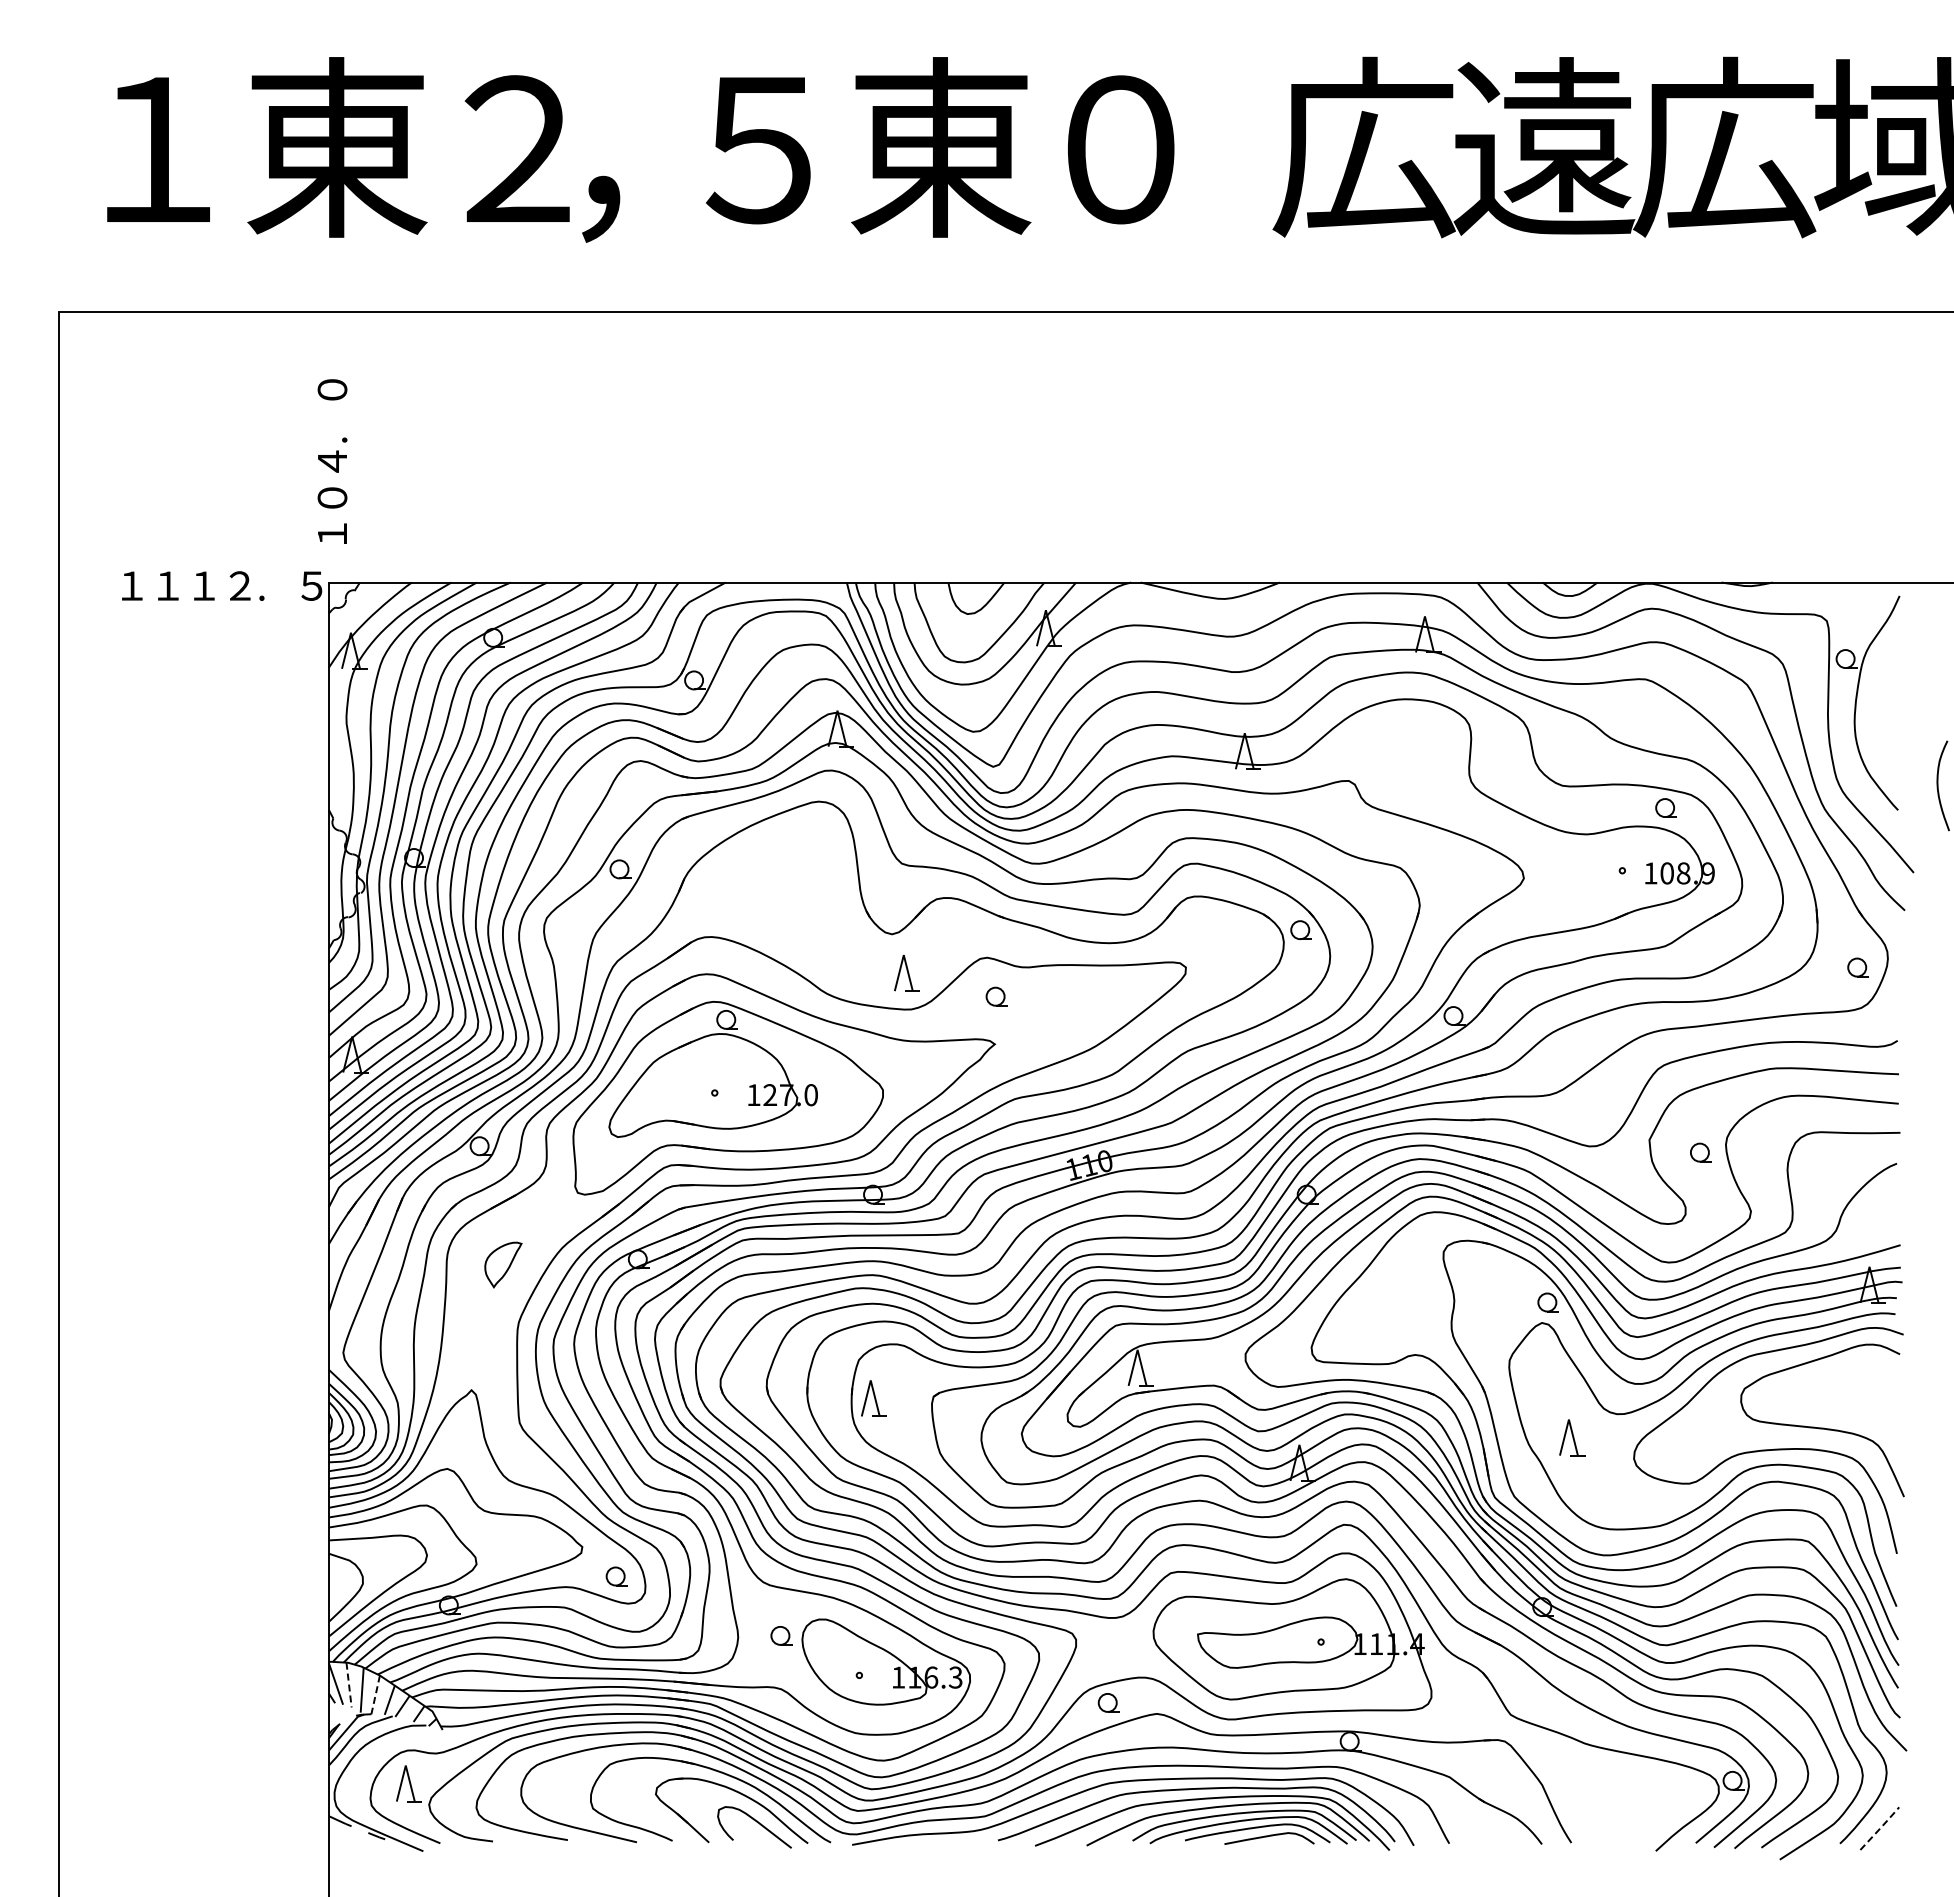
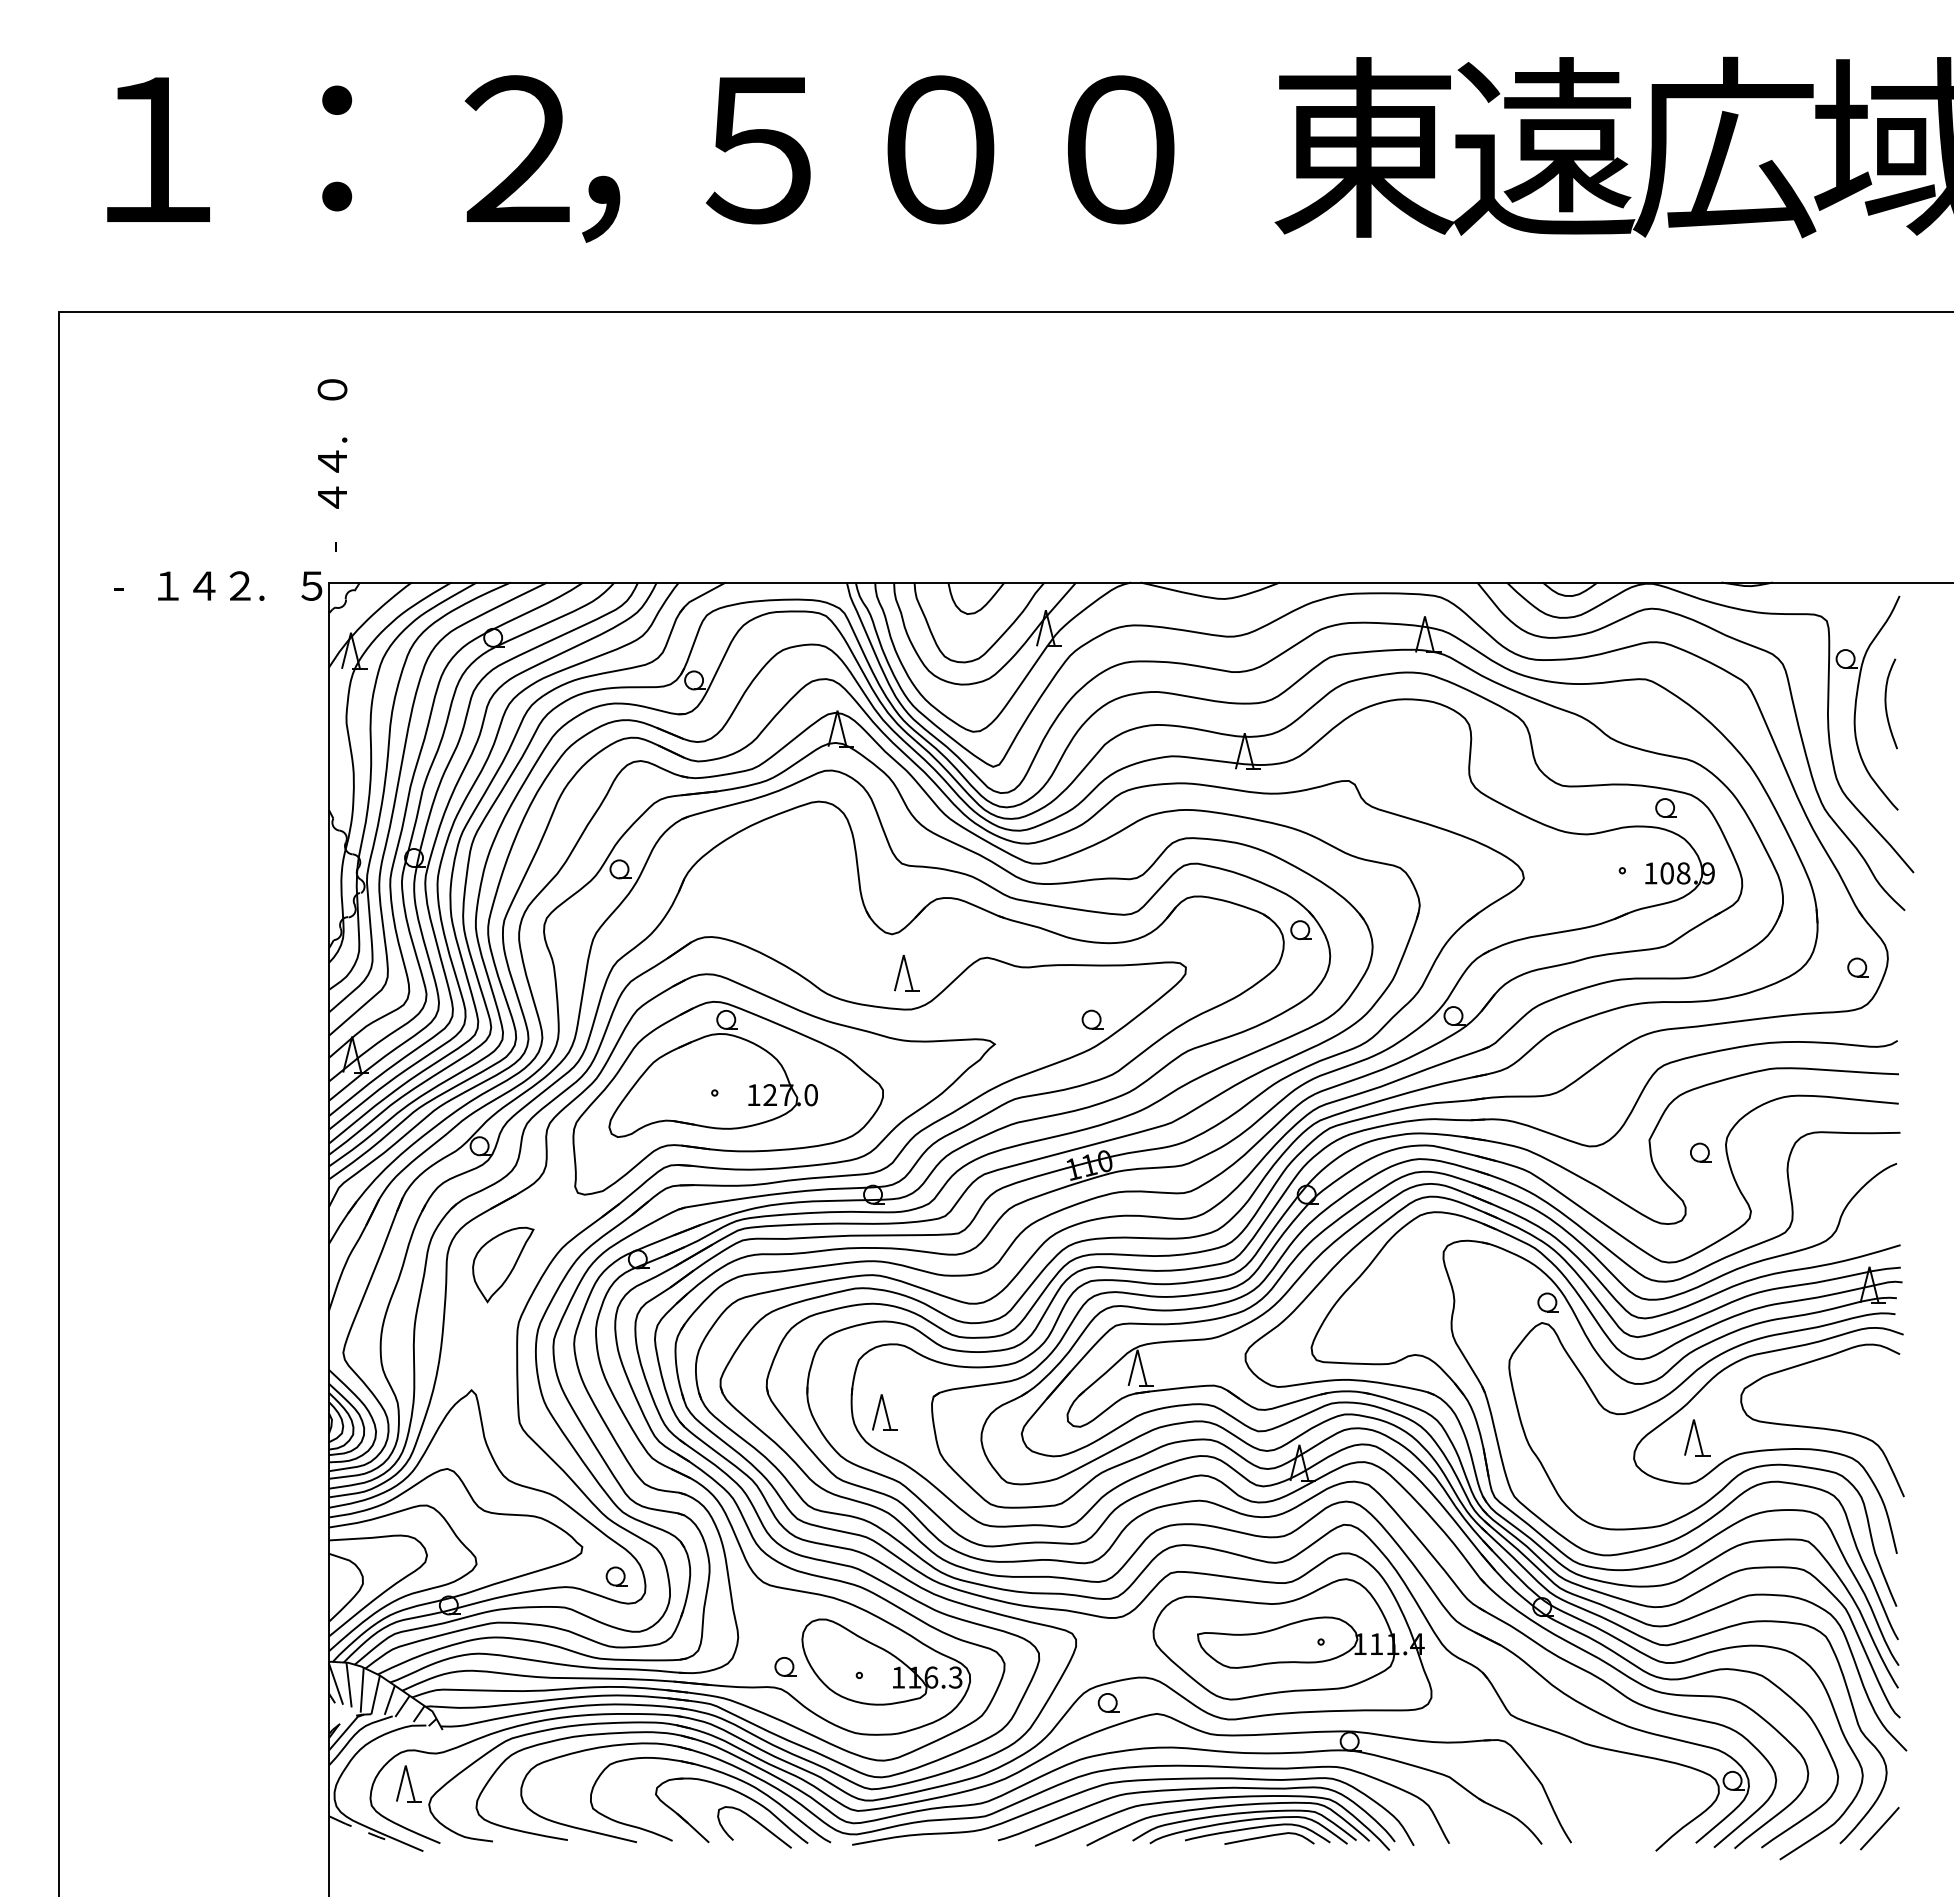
text: 東 -> ： (337, 147)
text: 東 -> ０ (941, 147)
text: 広 -> 東 (1363, 147)
text: ０ -> ４ (332, 497)
text: １ -> - (332, 537)
text: １ -> - (128, 585)
text: １ -> ４ (204, 585)
curve position: (1938, 785) -> (1886, 703) (1886, 703)
part position: (996, 996) -> (1092, 1019) (1092, 1019)
part size: 39x48 px -> 63x78 px (503, 1264)
part position: (873, 1398) -> (884, 1412) (884, 1412)
part position: (1572, 1437) -> (1697, 1437) (1697, 1437)
part position: (781, 1635) -> (785, 1666) (785, 1666)
line: dashed -> solid (349, 1685)
line: dashed -> solid (375, 1694)
line: dashed -> solid (1880, 1828)
